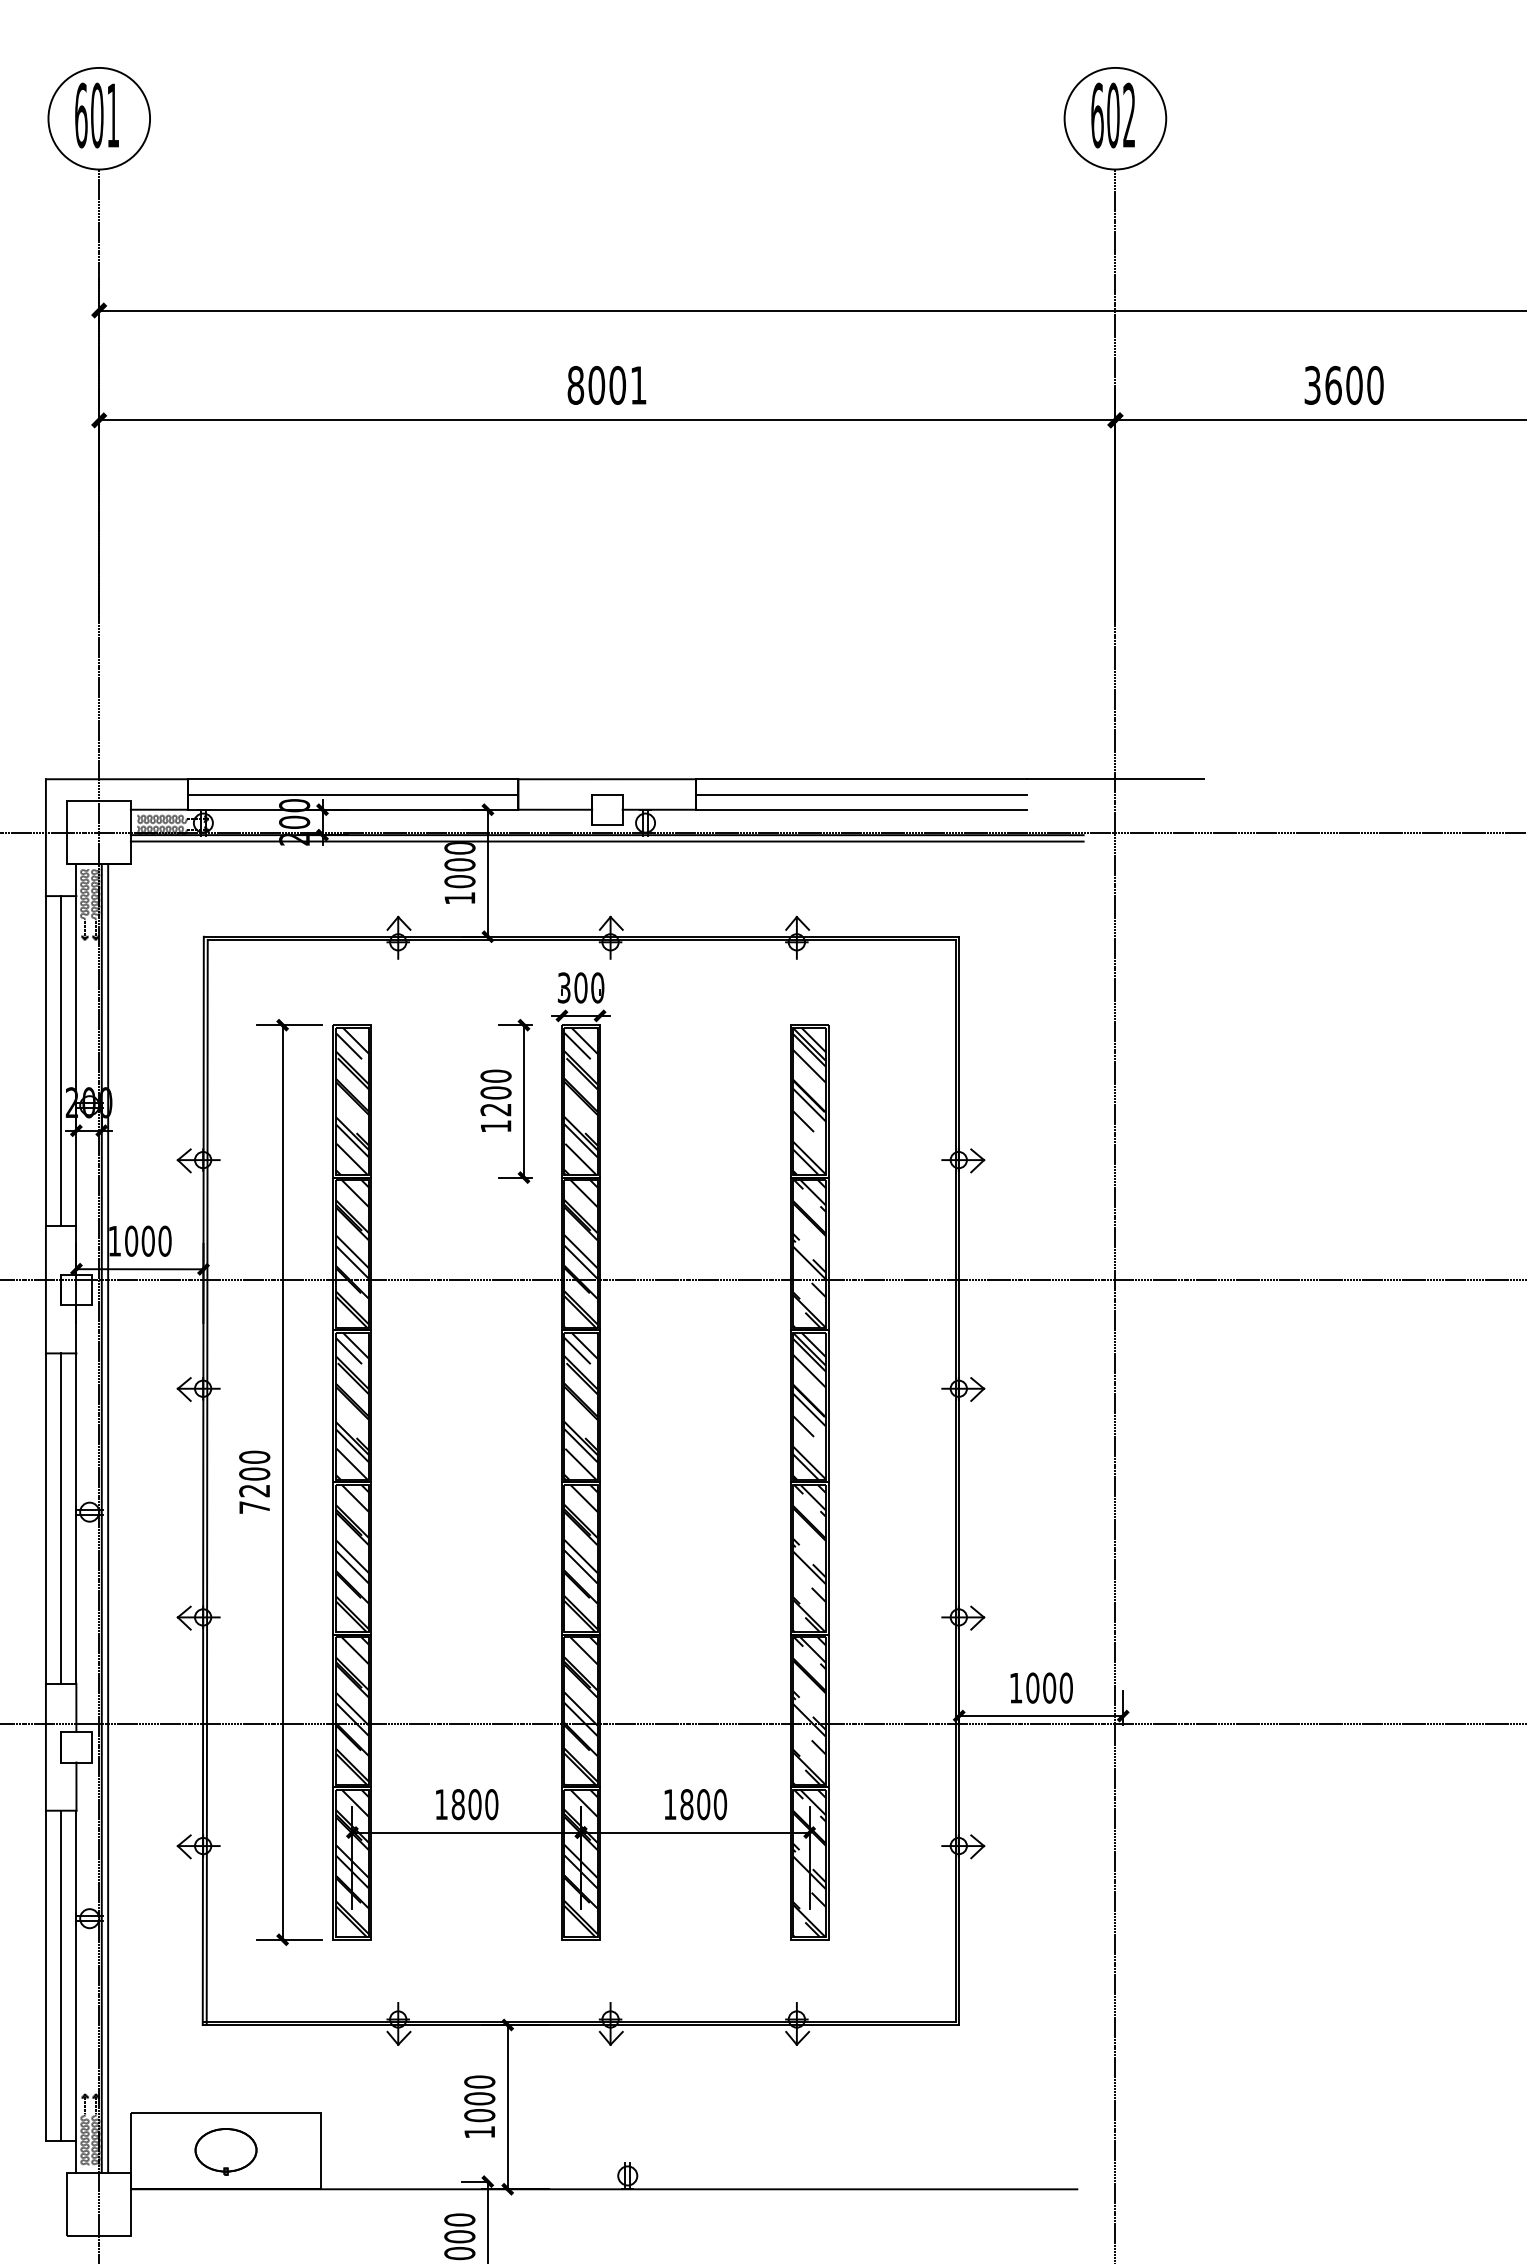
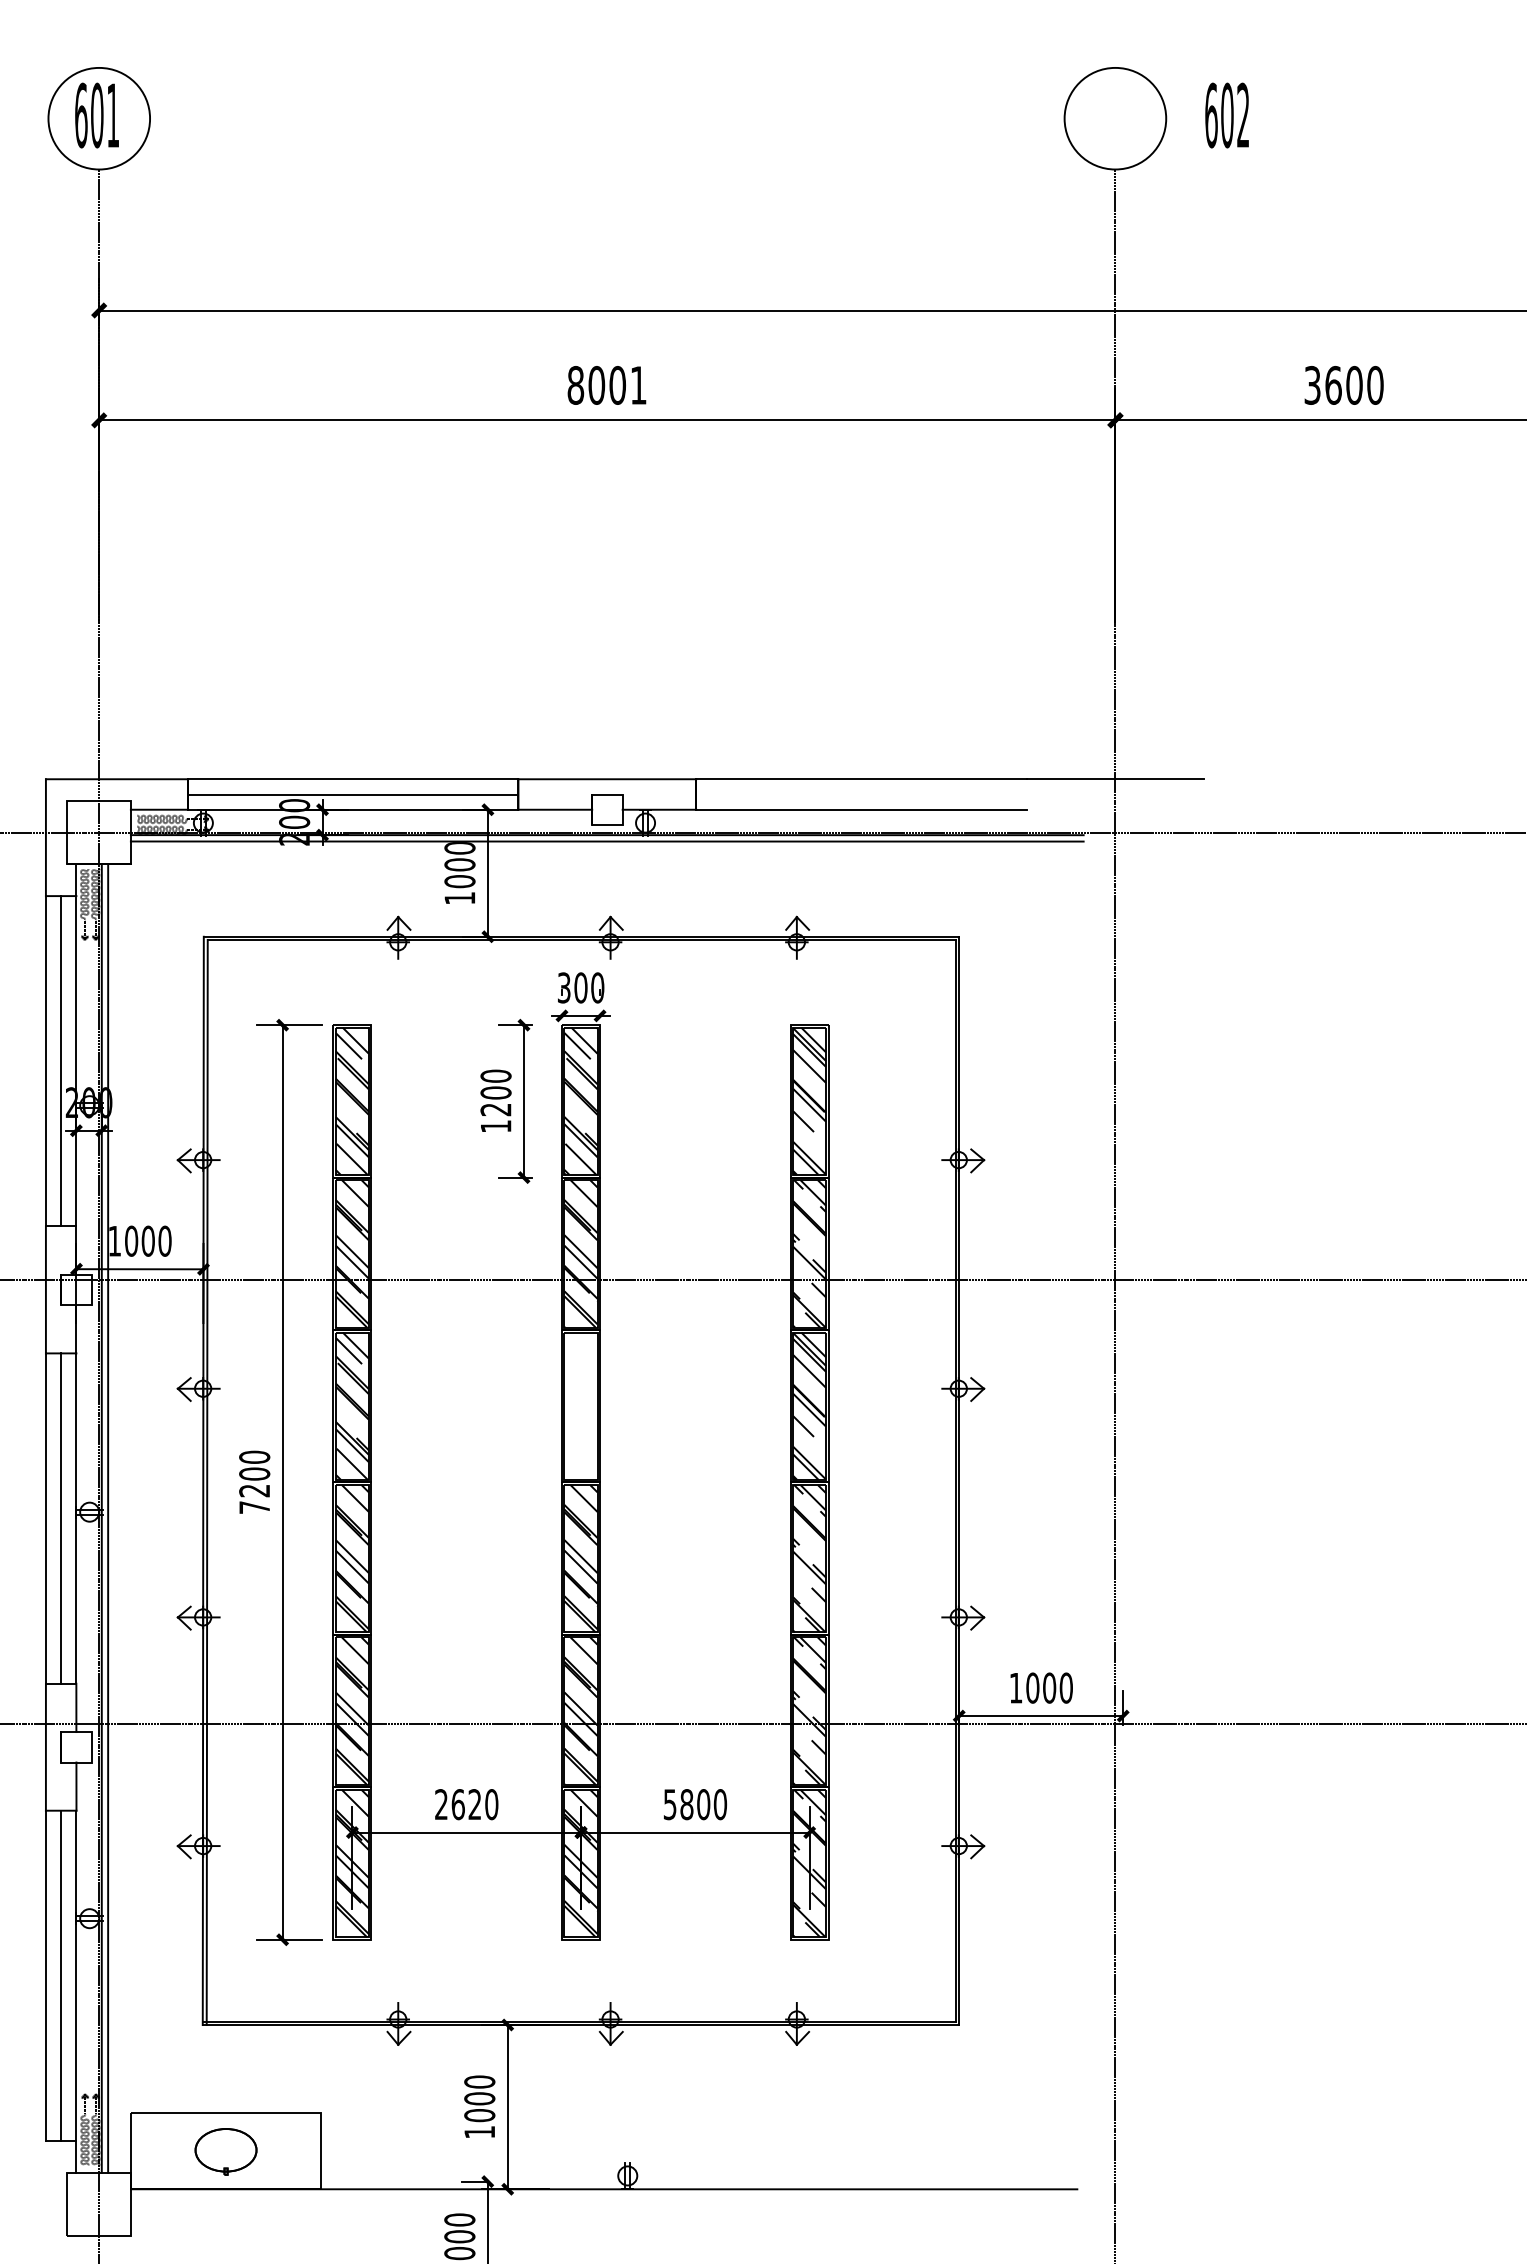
text position: (1112, 115) -> (1226, 115) (1226, 115)
line: present -> none (861, 794)
hatch: present -> none (580, 1405)
text: 1800 -> 2620 (458, 1804)
text: 1800 -> 5800 (669, 1804)
